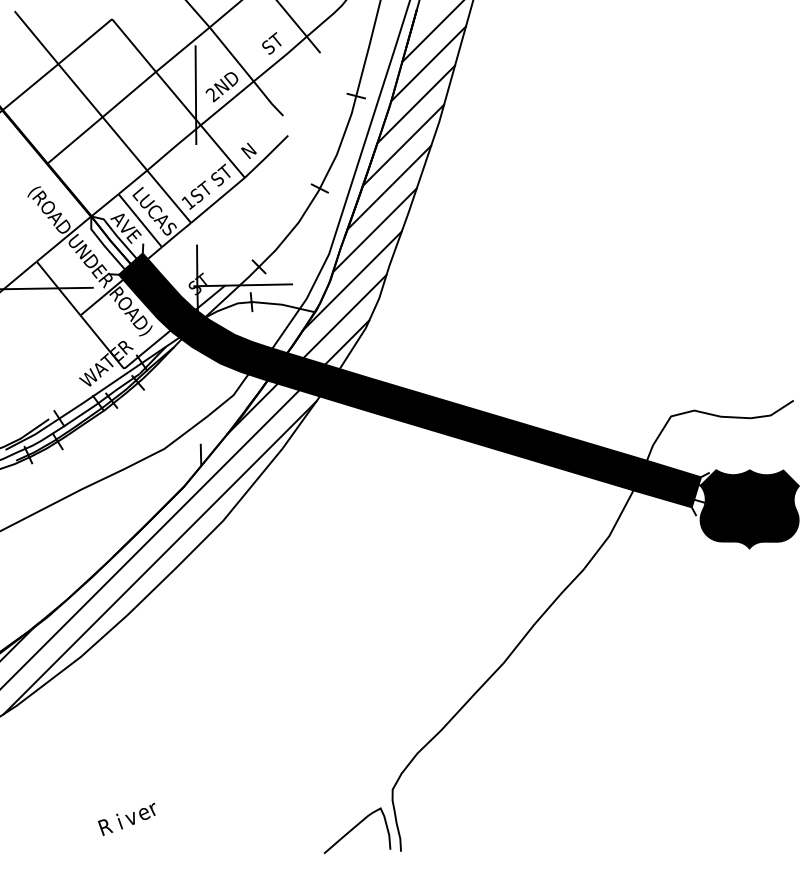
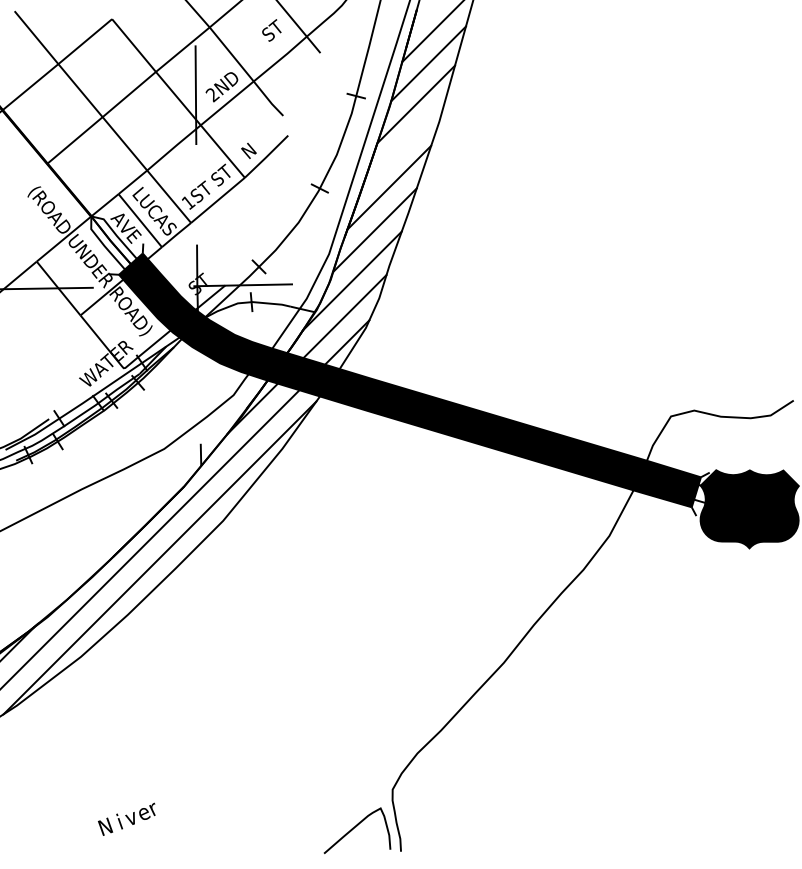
text position: (271, 43) -> (271, 30) (271, 30)
line: present -> none (403, 144)
text: R -> N (106, 825)
